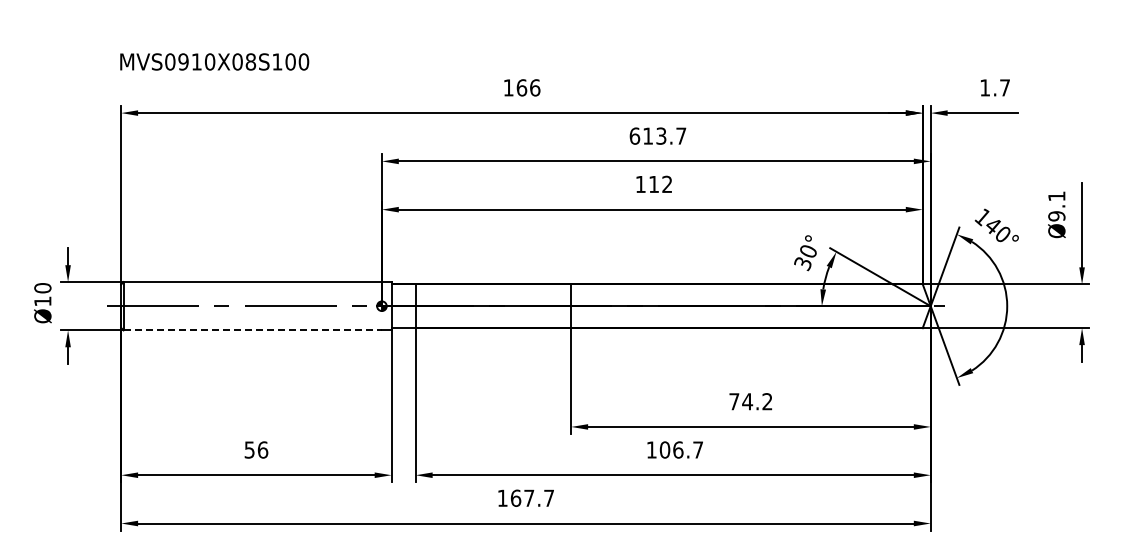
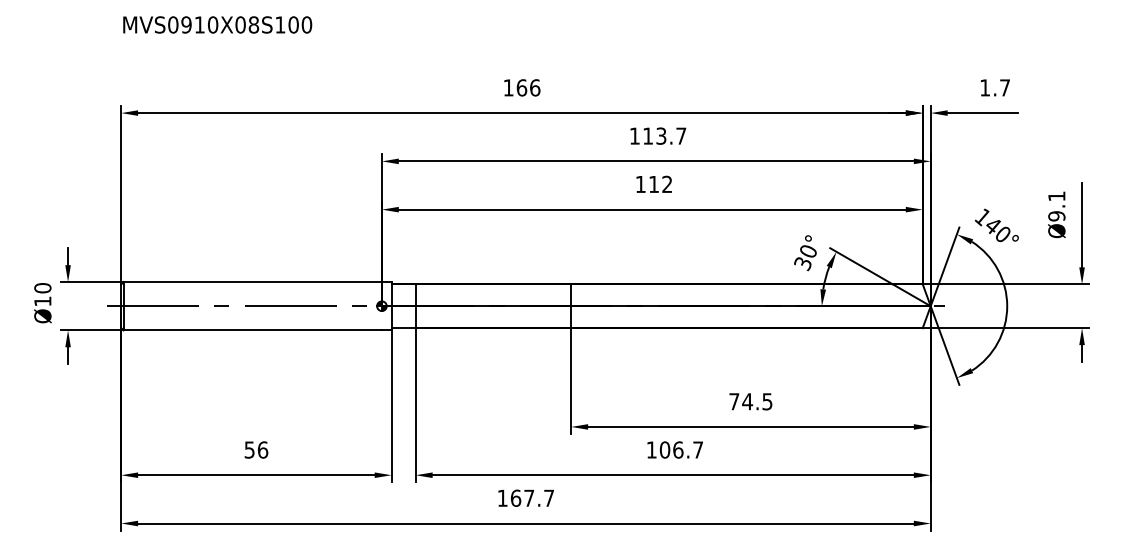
text position: (214, 61) -> (217, 24) (217, 24)
text: 613.7 -> 113.7 (634, 135)
line: dashed -> solid (253, 330)
text: 74.2 -> 74.5 (767, 401)
